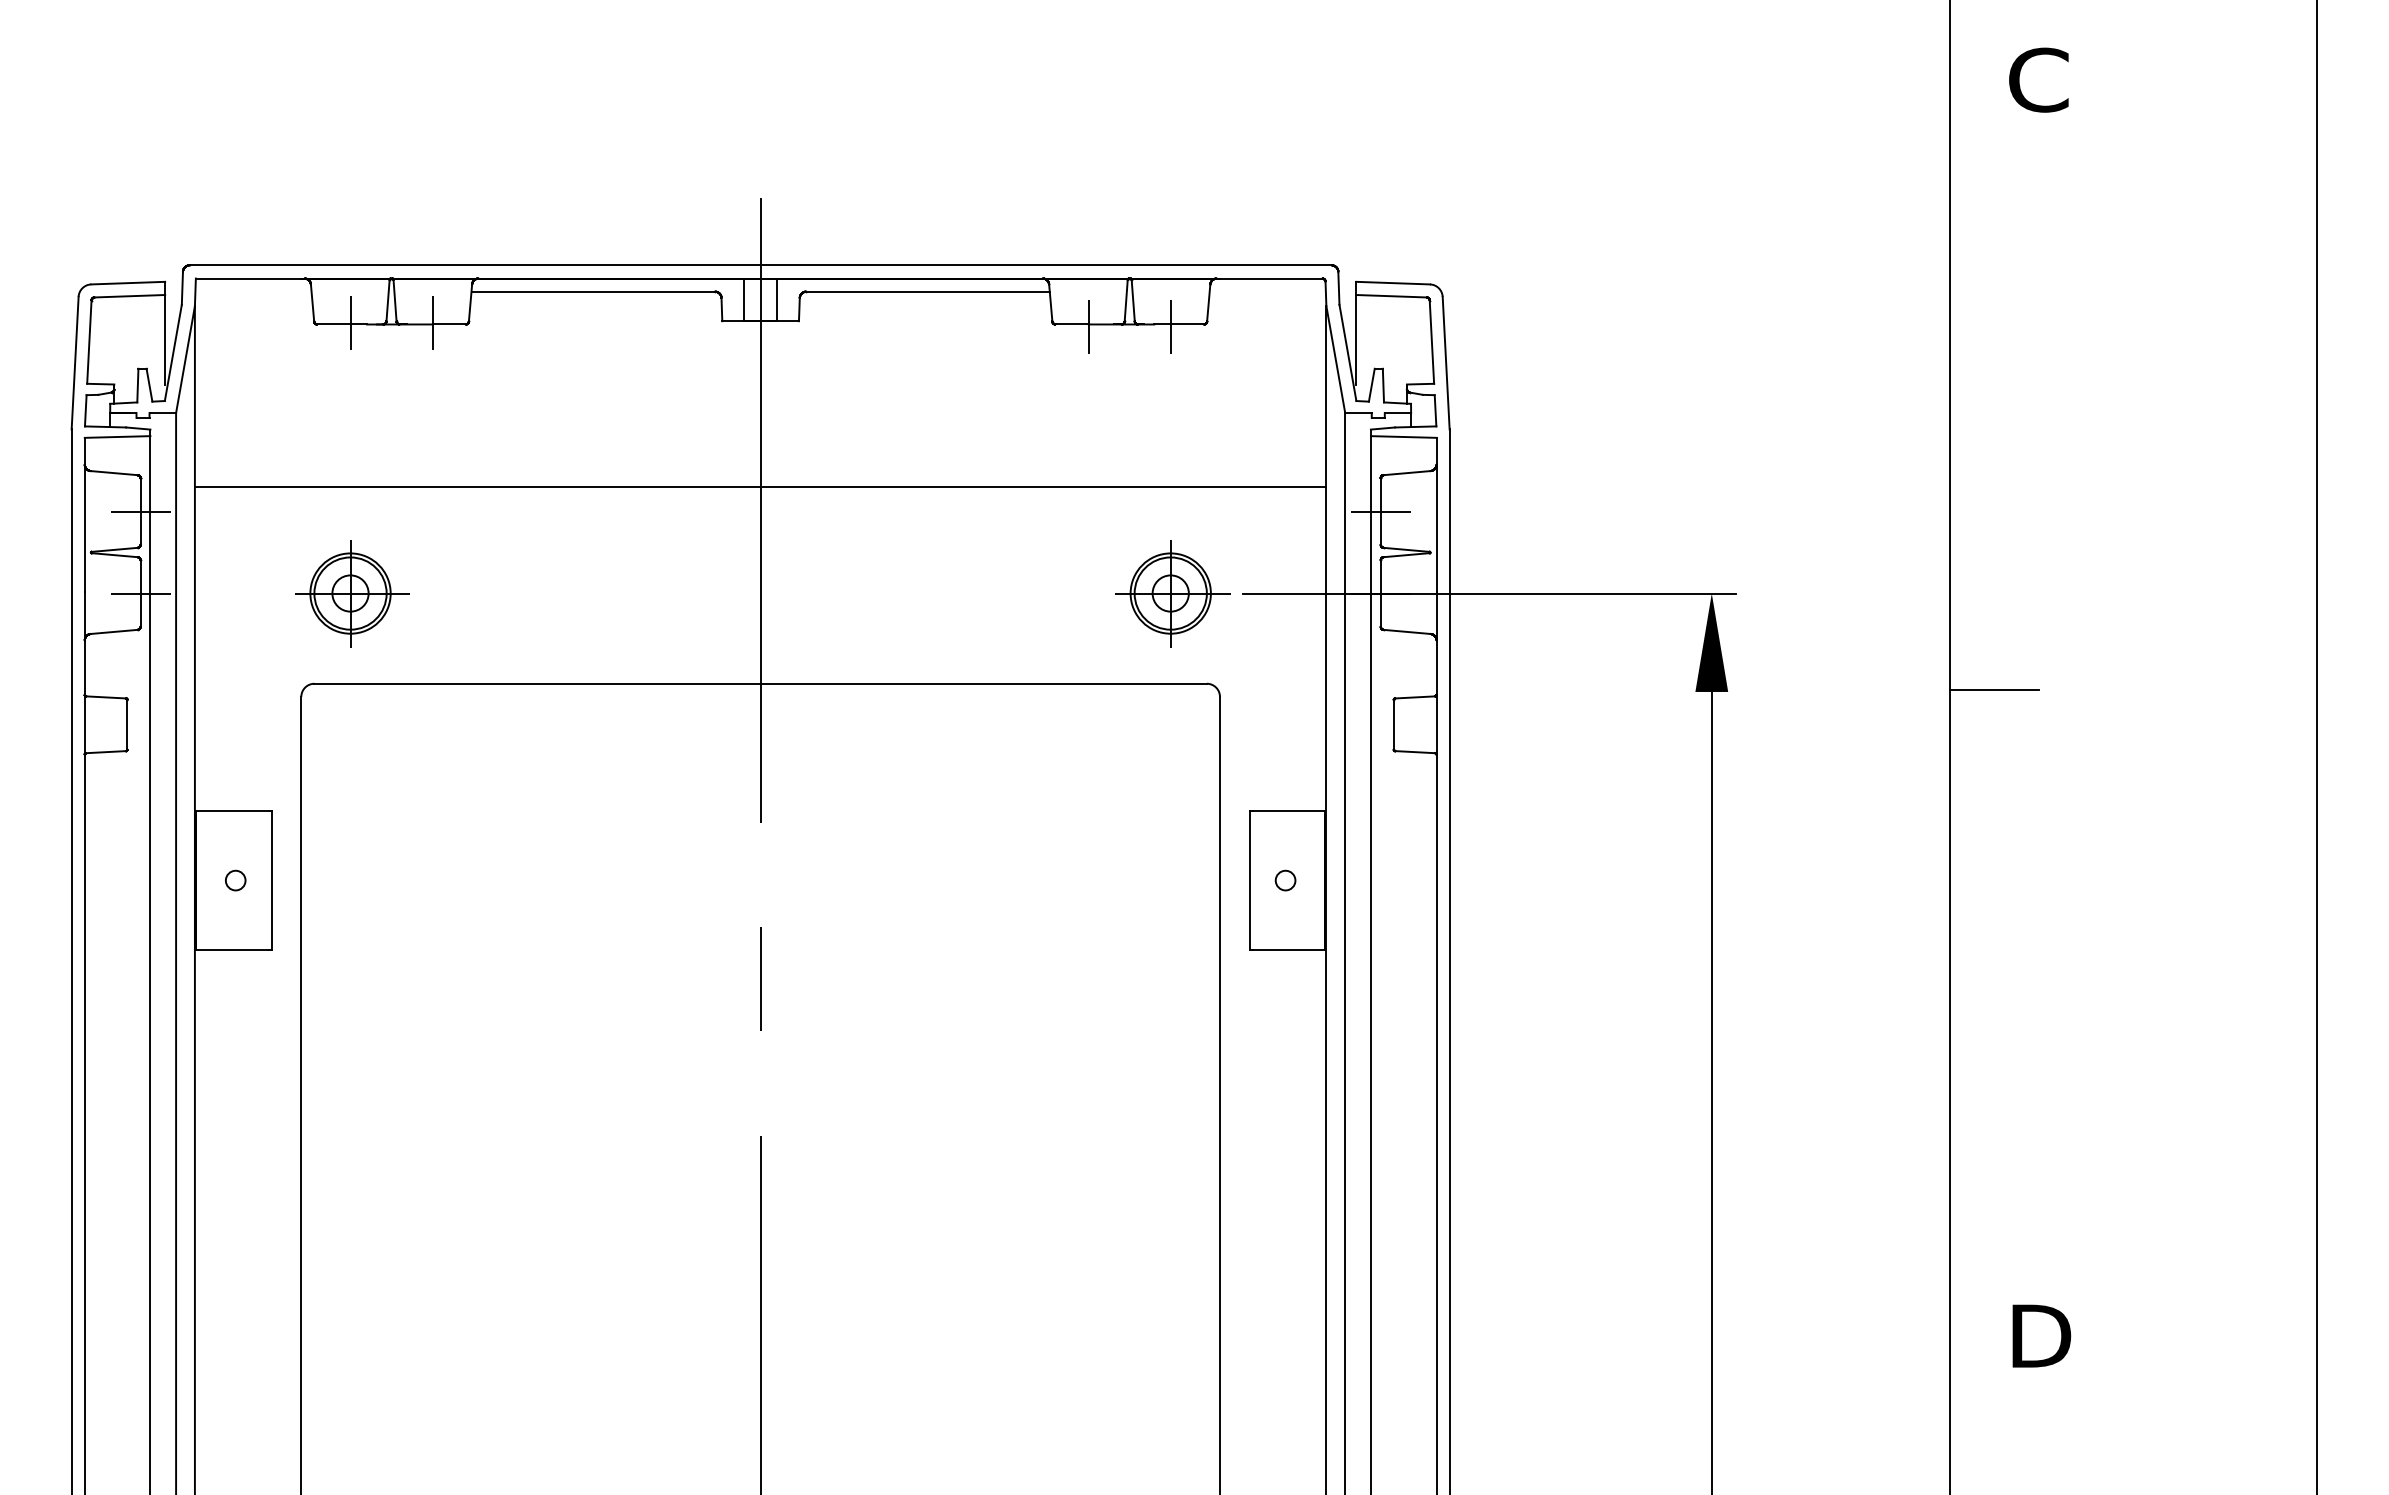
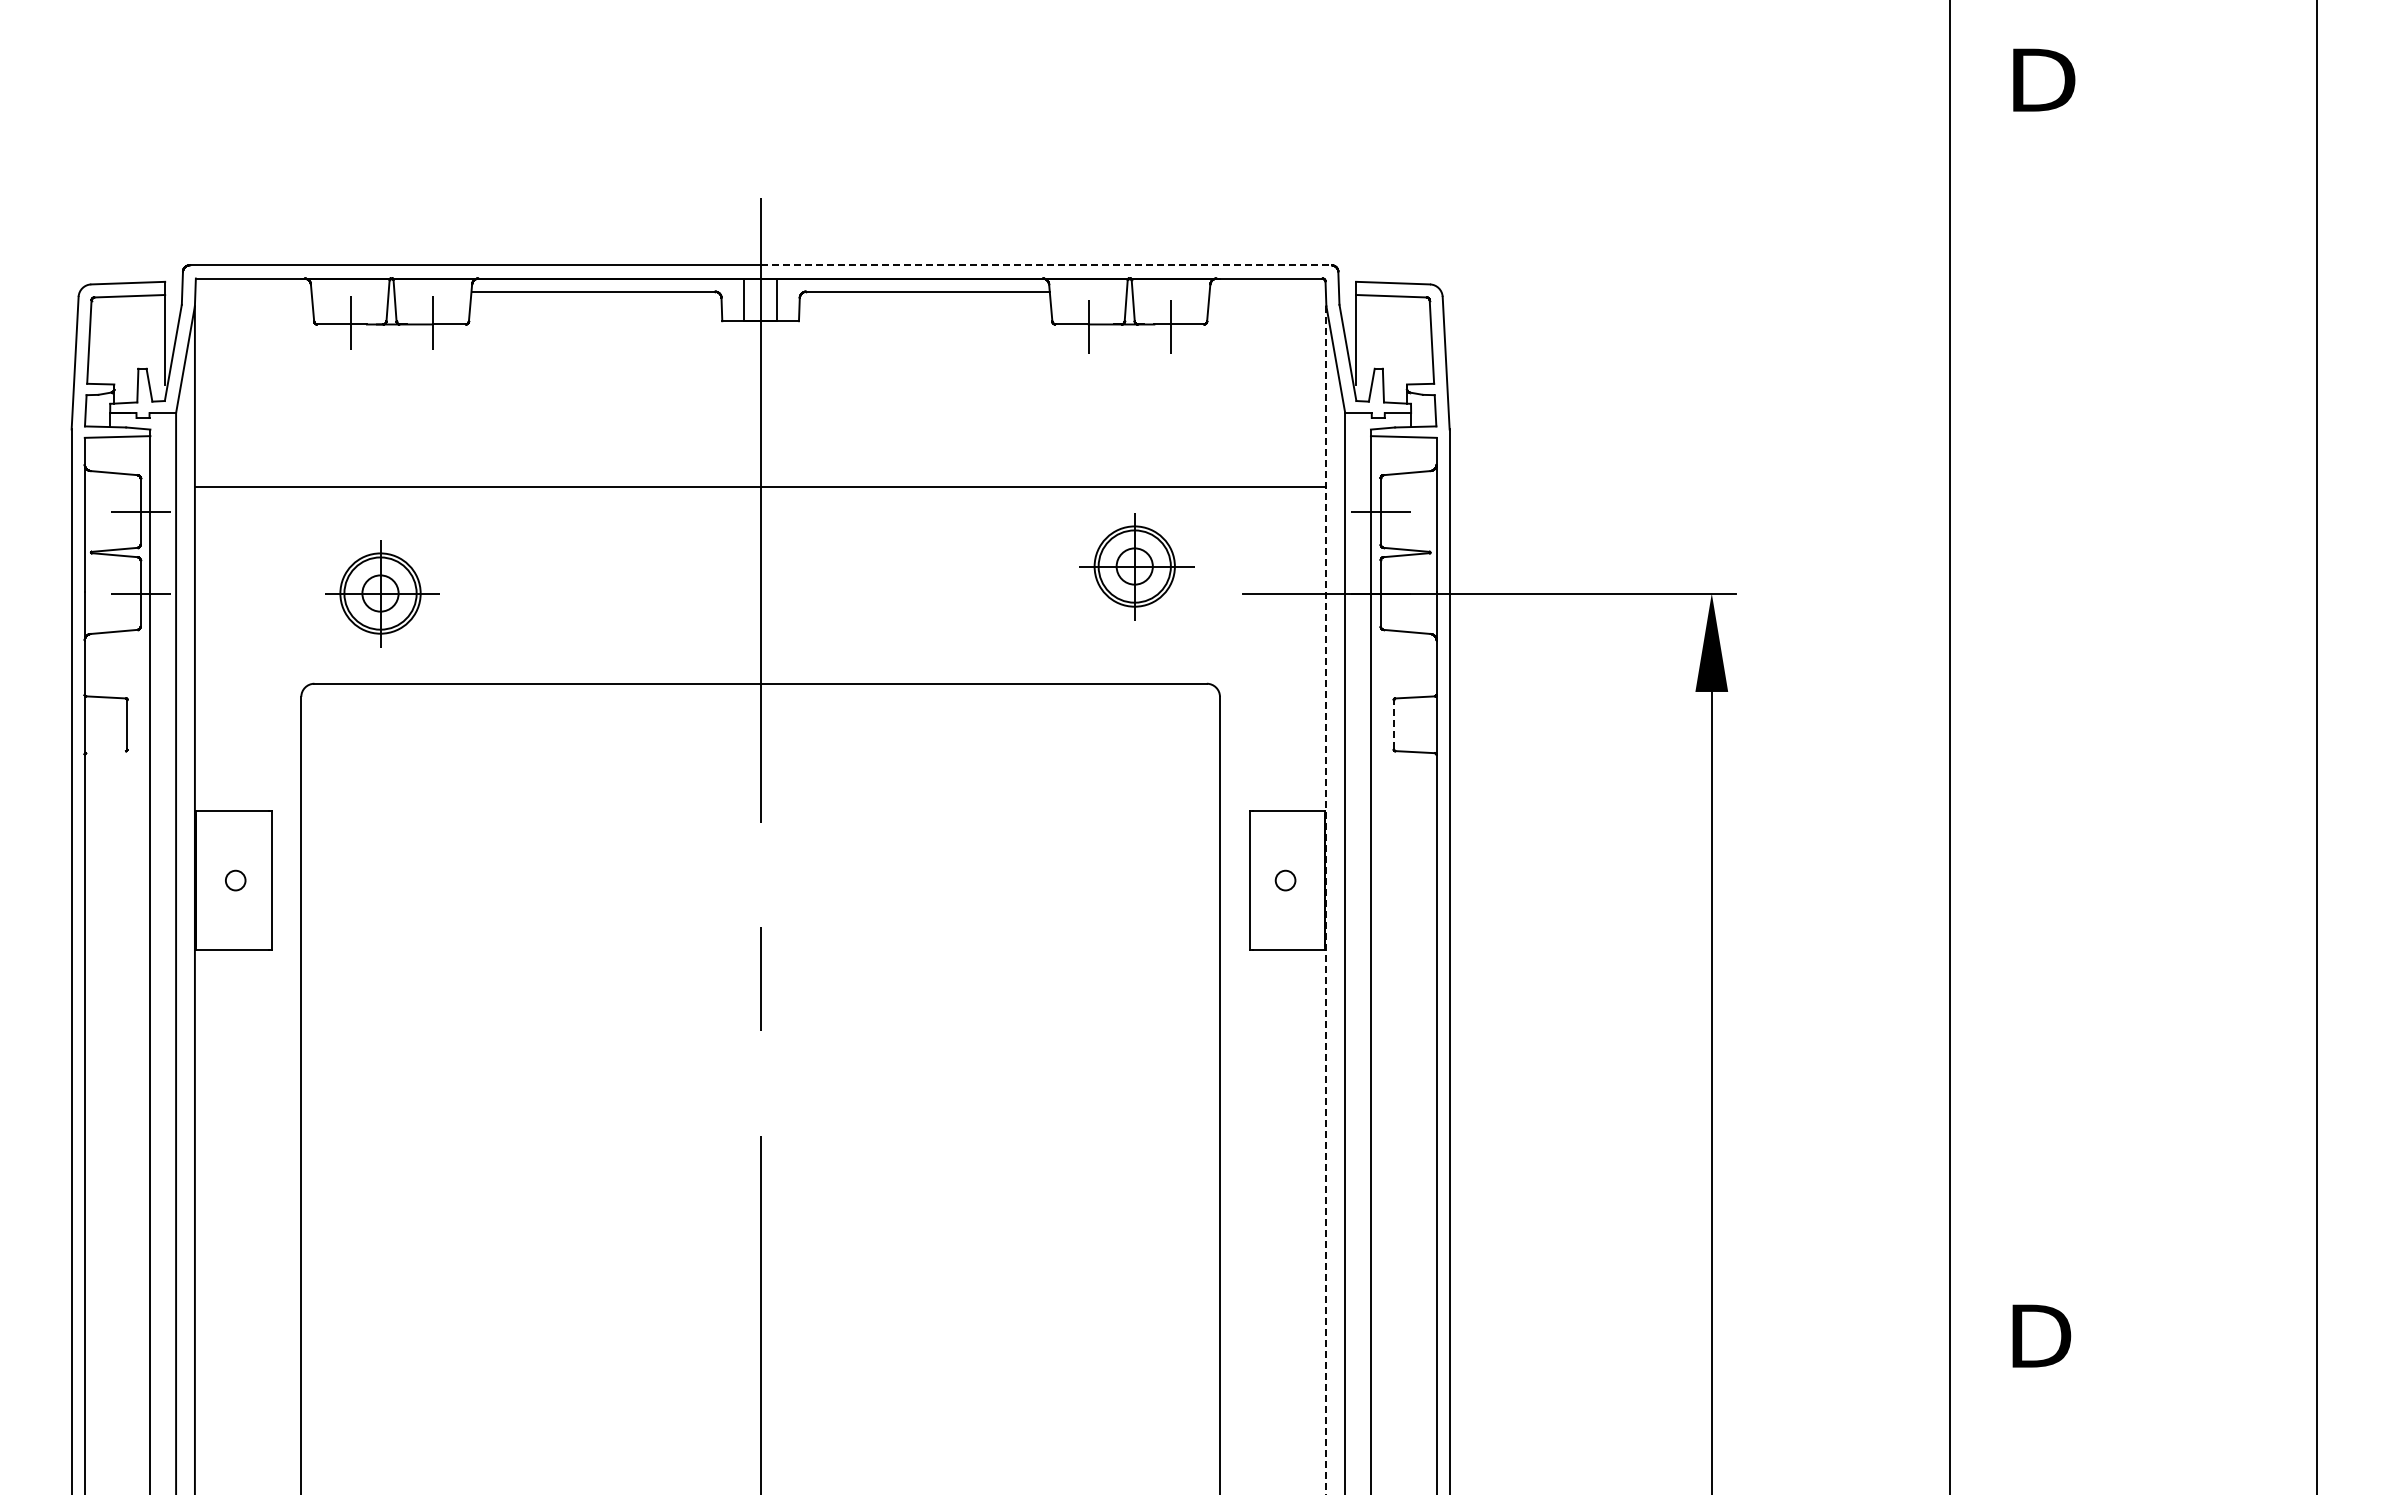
text: C -> D (2042, 79)
line: solid -> dashed (1046, 265)
part position: (352, 593) -> (382, 593) (382, 593)
part position: (1172, 593) -> (1136, 566) (1136, 566)
line: present -> none (1994, 690)
line: solid -> dashed (1393, 724)
line: present -> none (105, 752)
line: solid -> dashed (1326, 900)
